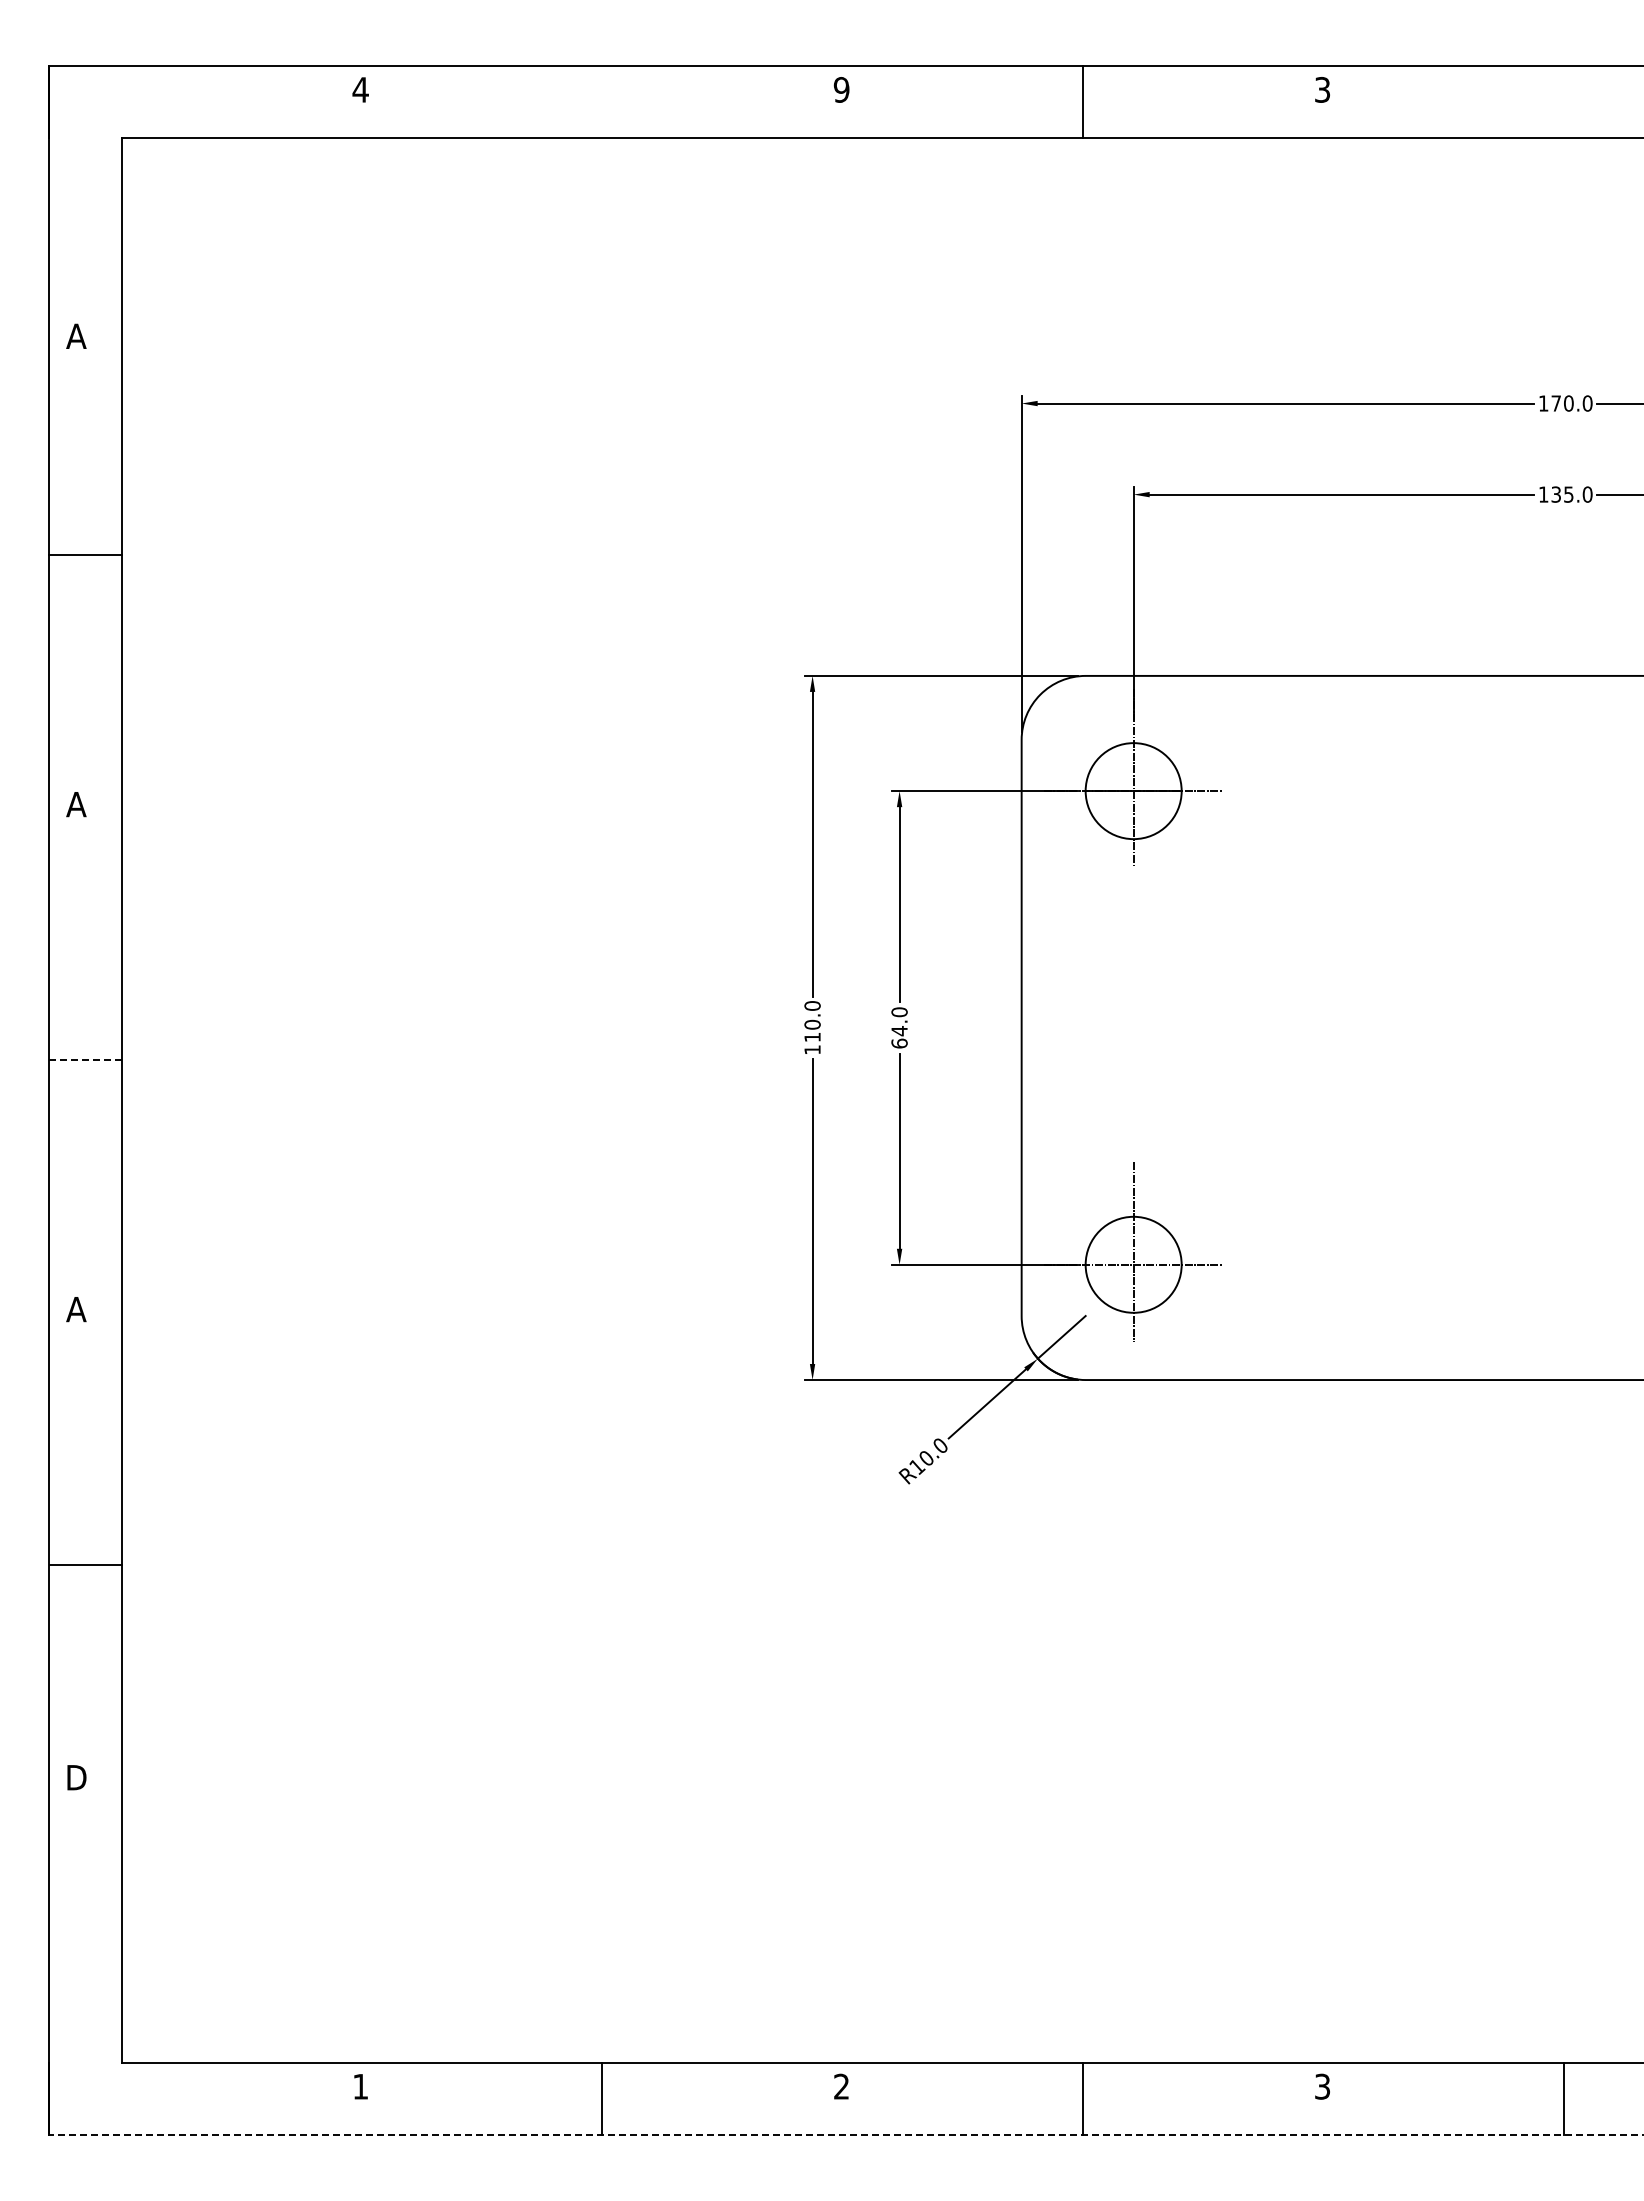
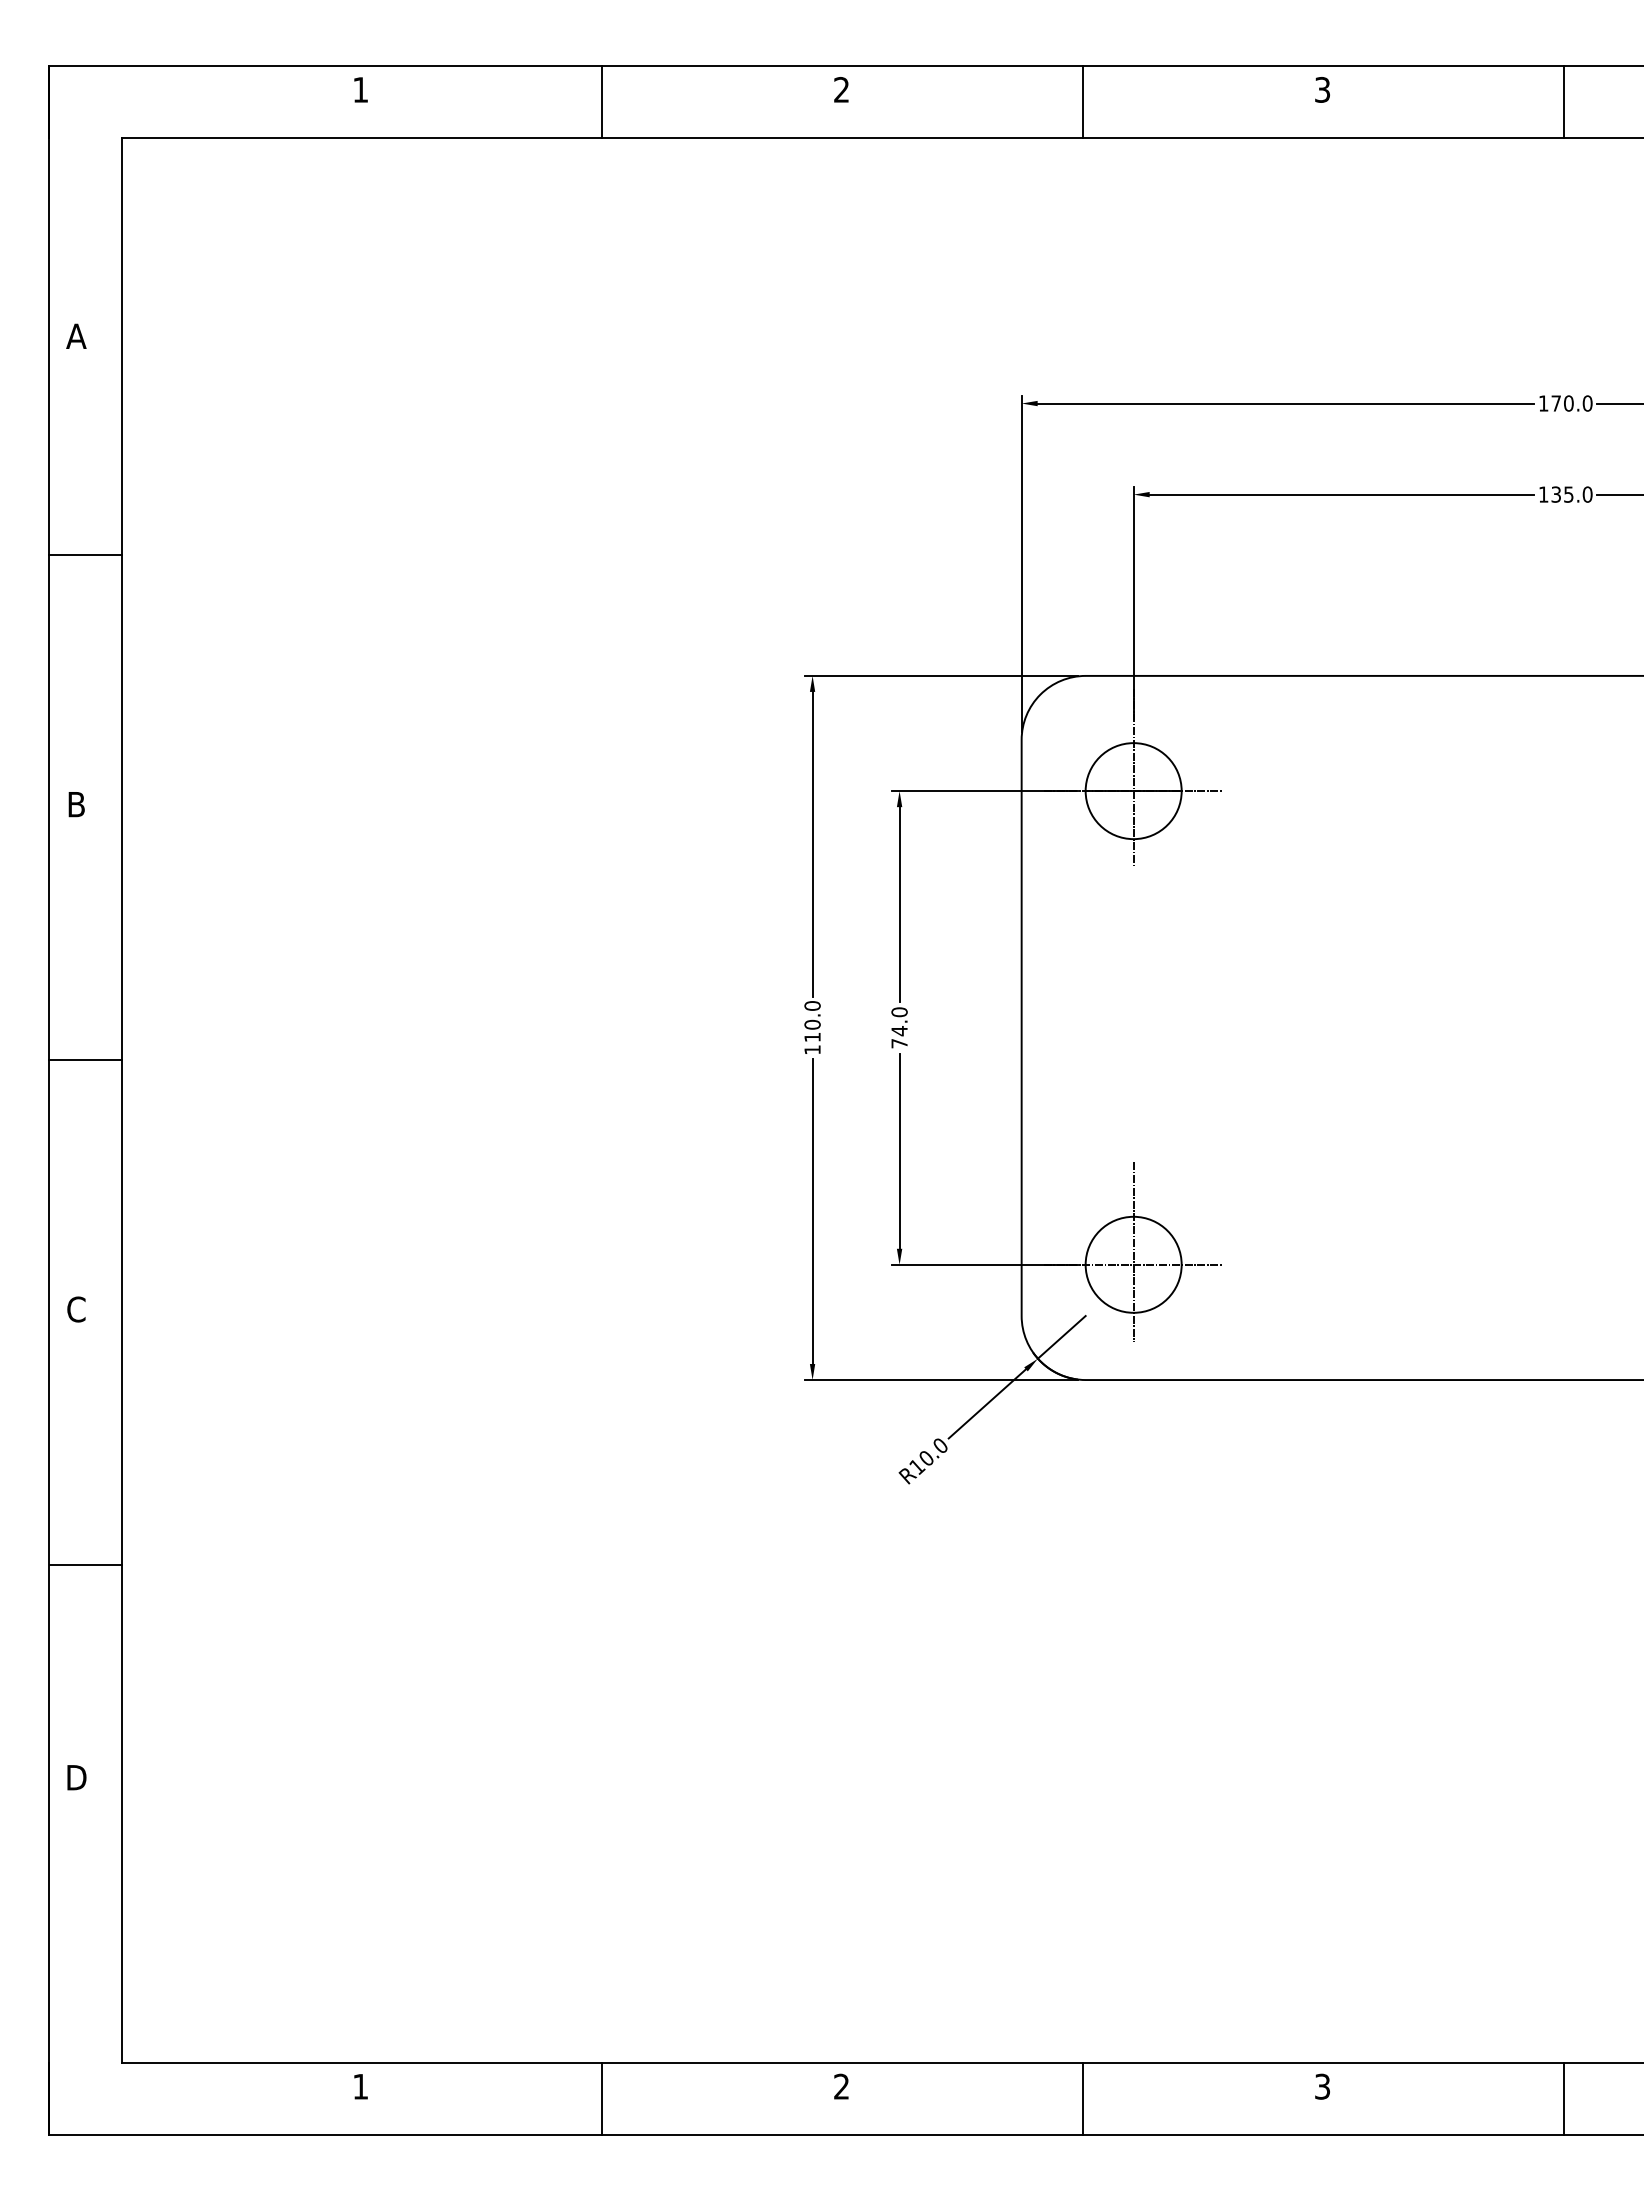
text: 4 -> 1 (360, 89)
text: 9 -> 2 (841, 89)
line: none -> present (602, 102)
line: none -> present (1564, 102)
text: A -> B (76, 804)
text: 64.0 -> 74.0 (899, 1043)
line: dashed -> solid (85, 1060)
text: A -> C (76, 1309)
line: dashed -> solid (846, 2134)
